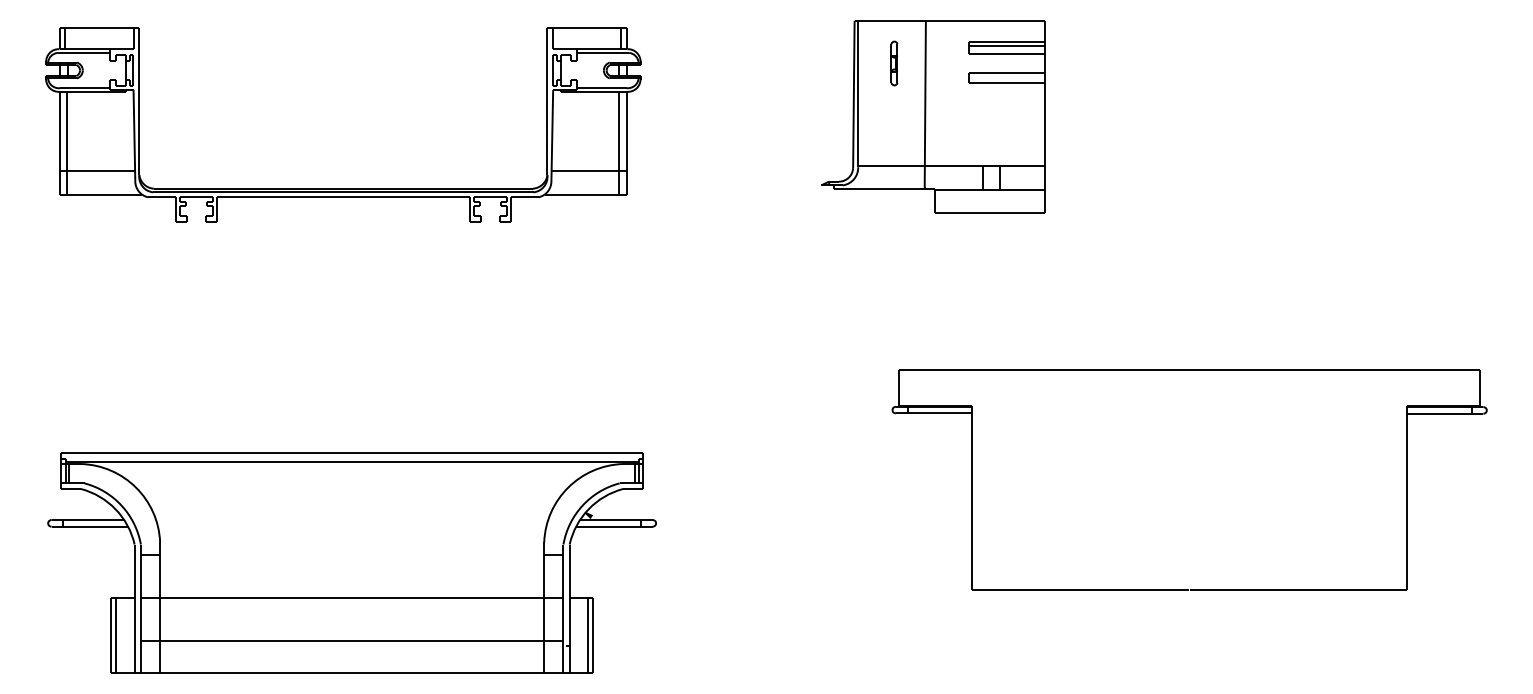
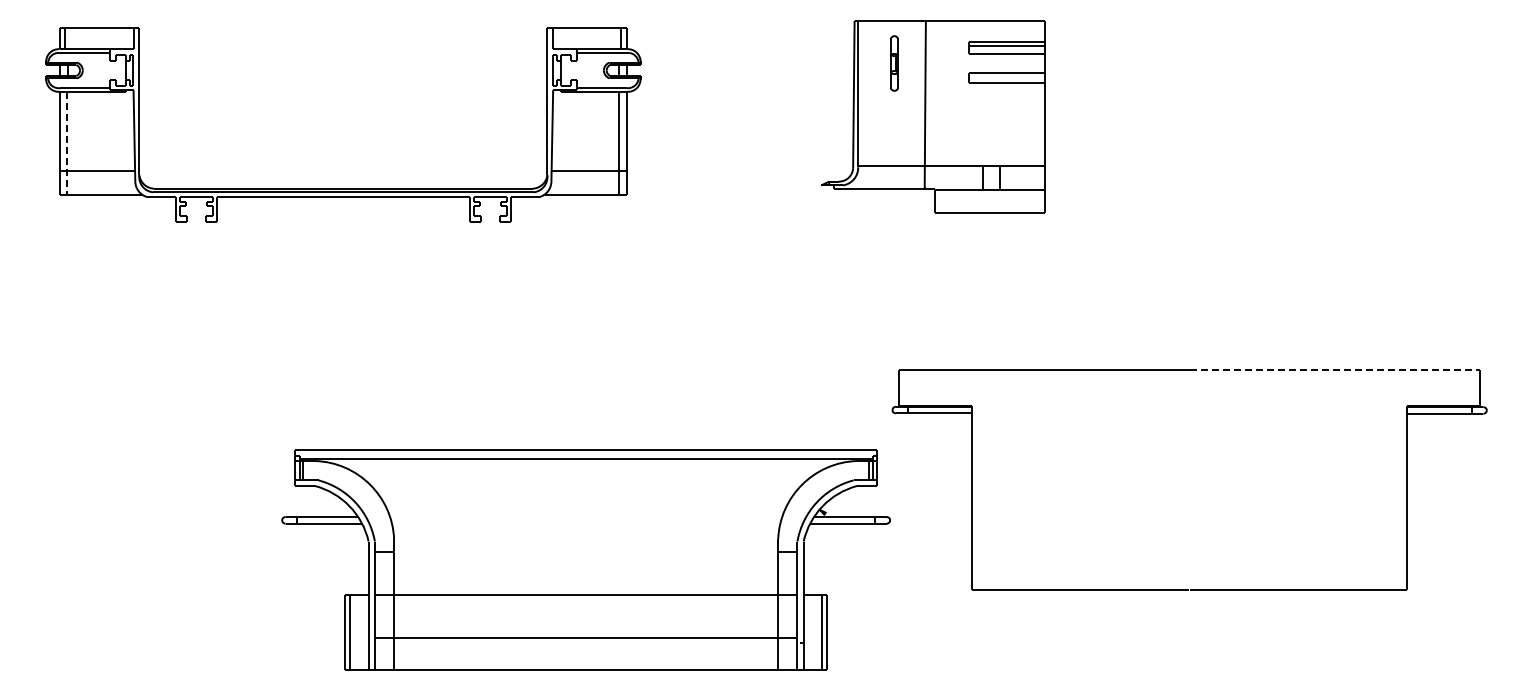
part size: 9x47 px -> 9x57 px (894, 63)
line: solid -> dashed (67, 143)
line: solid -> dashed (1335, 369)
part position: (351, 562) -> (585, 559) (585, 559)
